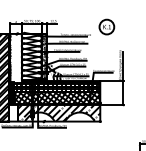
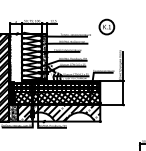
hatch: none -> present (13, 112)
